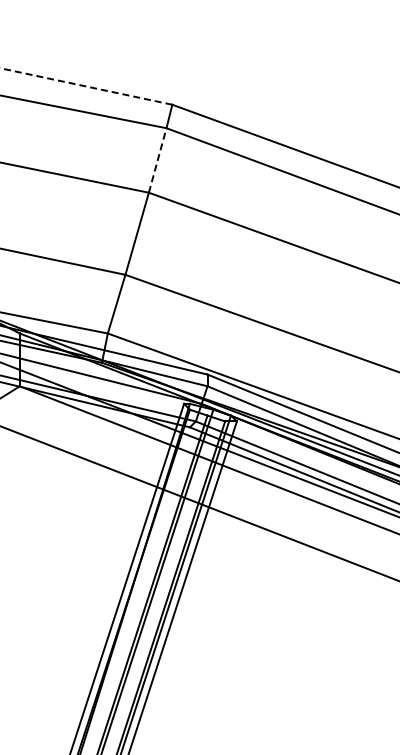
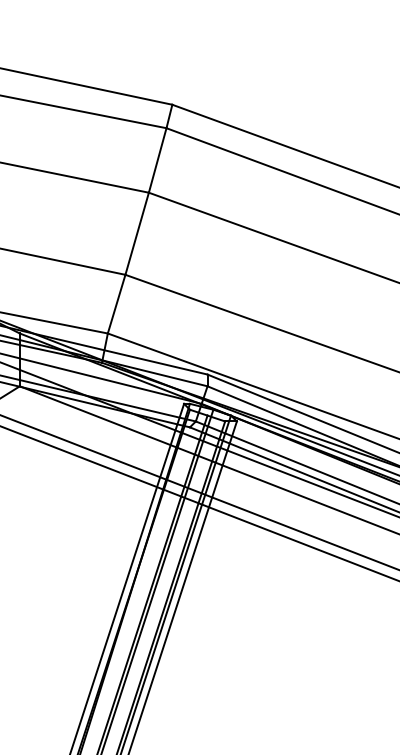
line: dashed -> solid (86, 86)
line: dashed -> solid (157, 159)
line: none -> present (199, 492)
